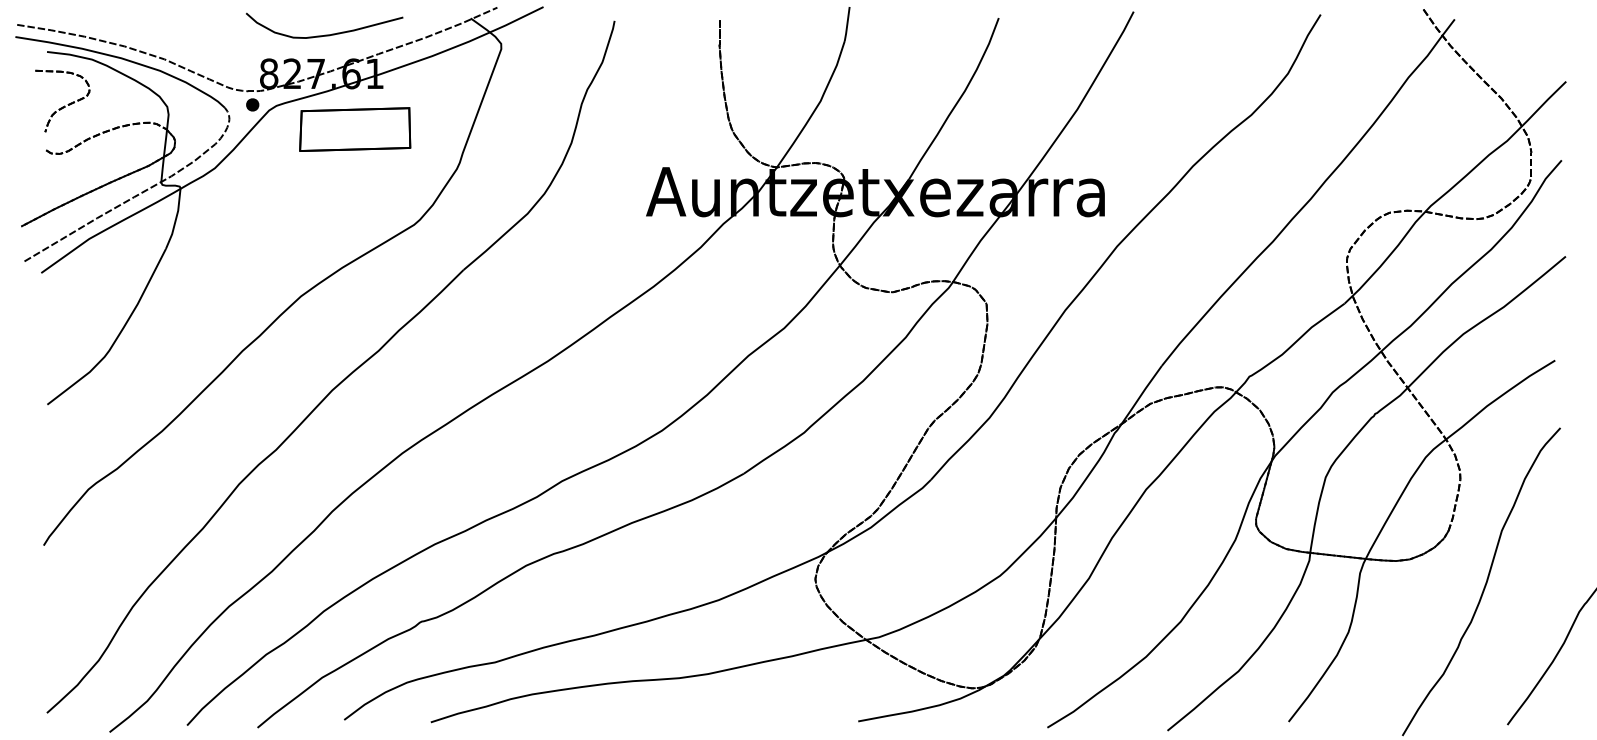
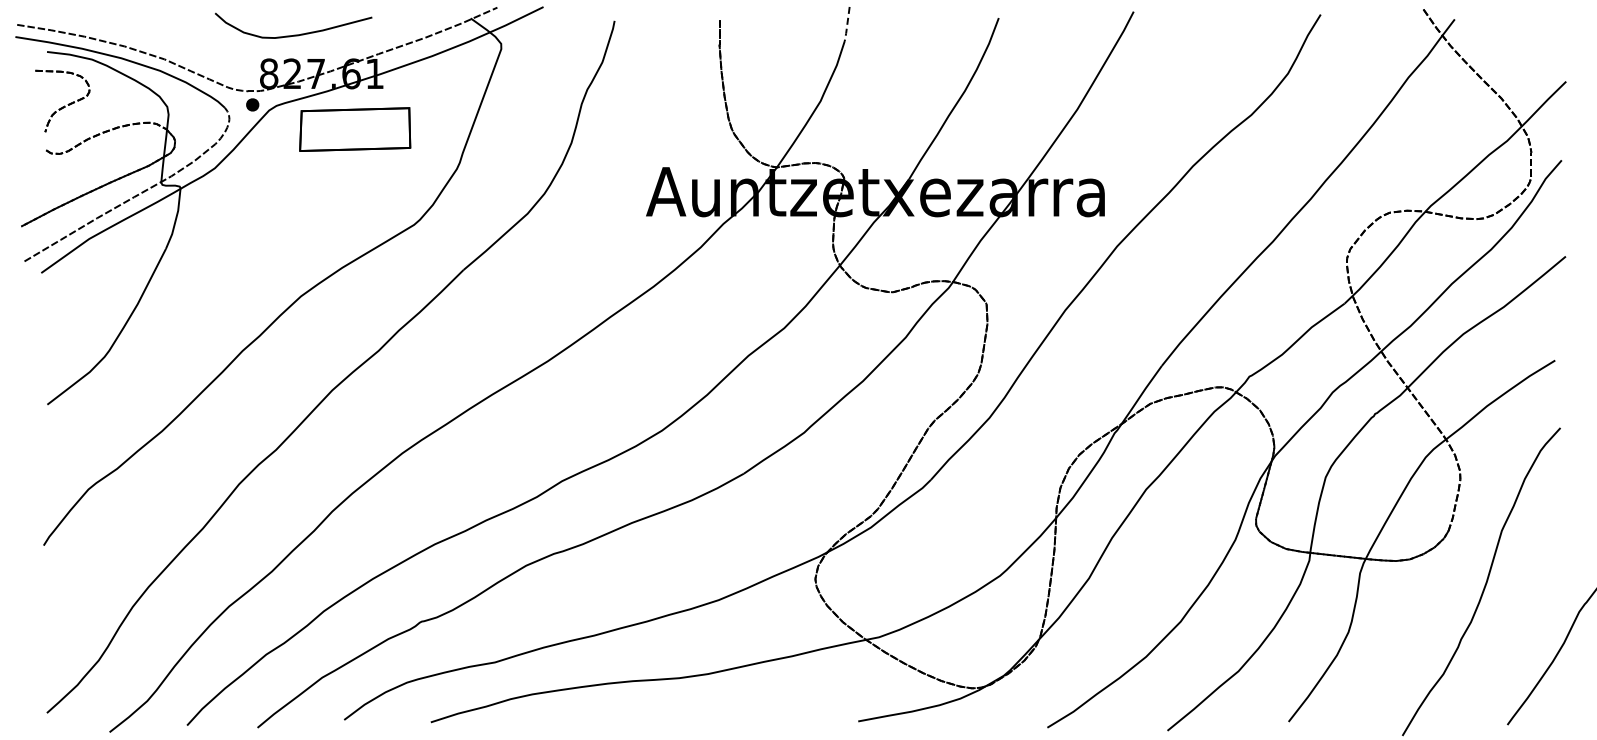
line: solid -> dashed (847, 24)
curve position: (324, 34) -> (293, 34) (293, 34)
